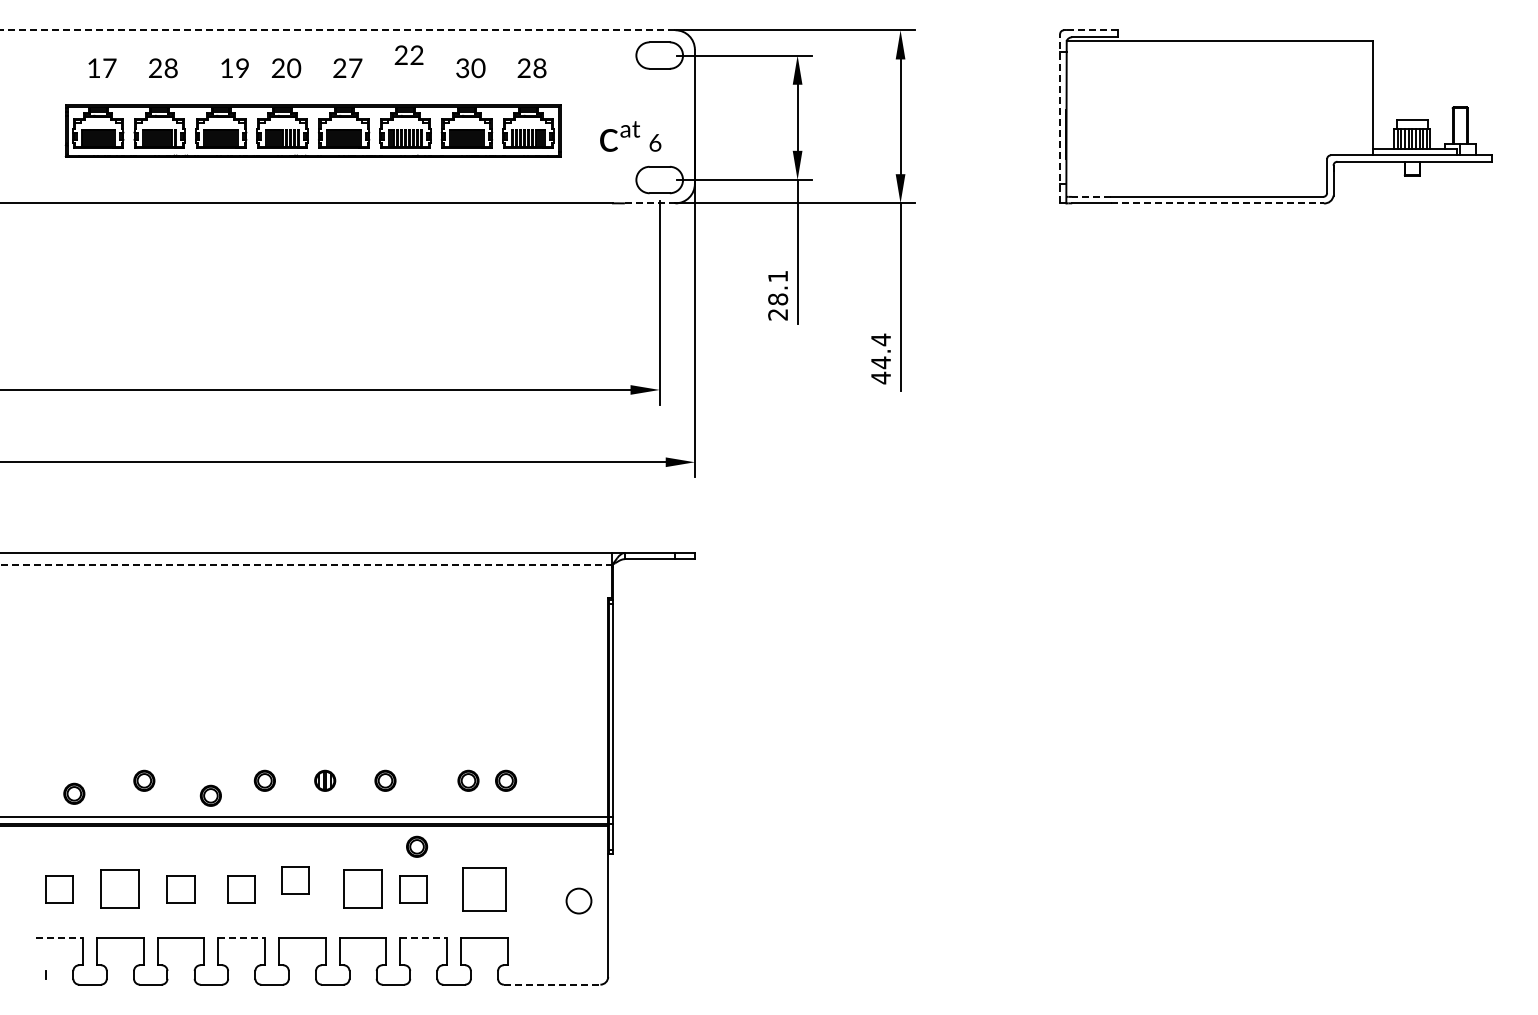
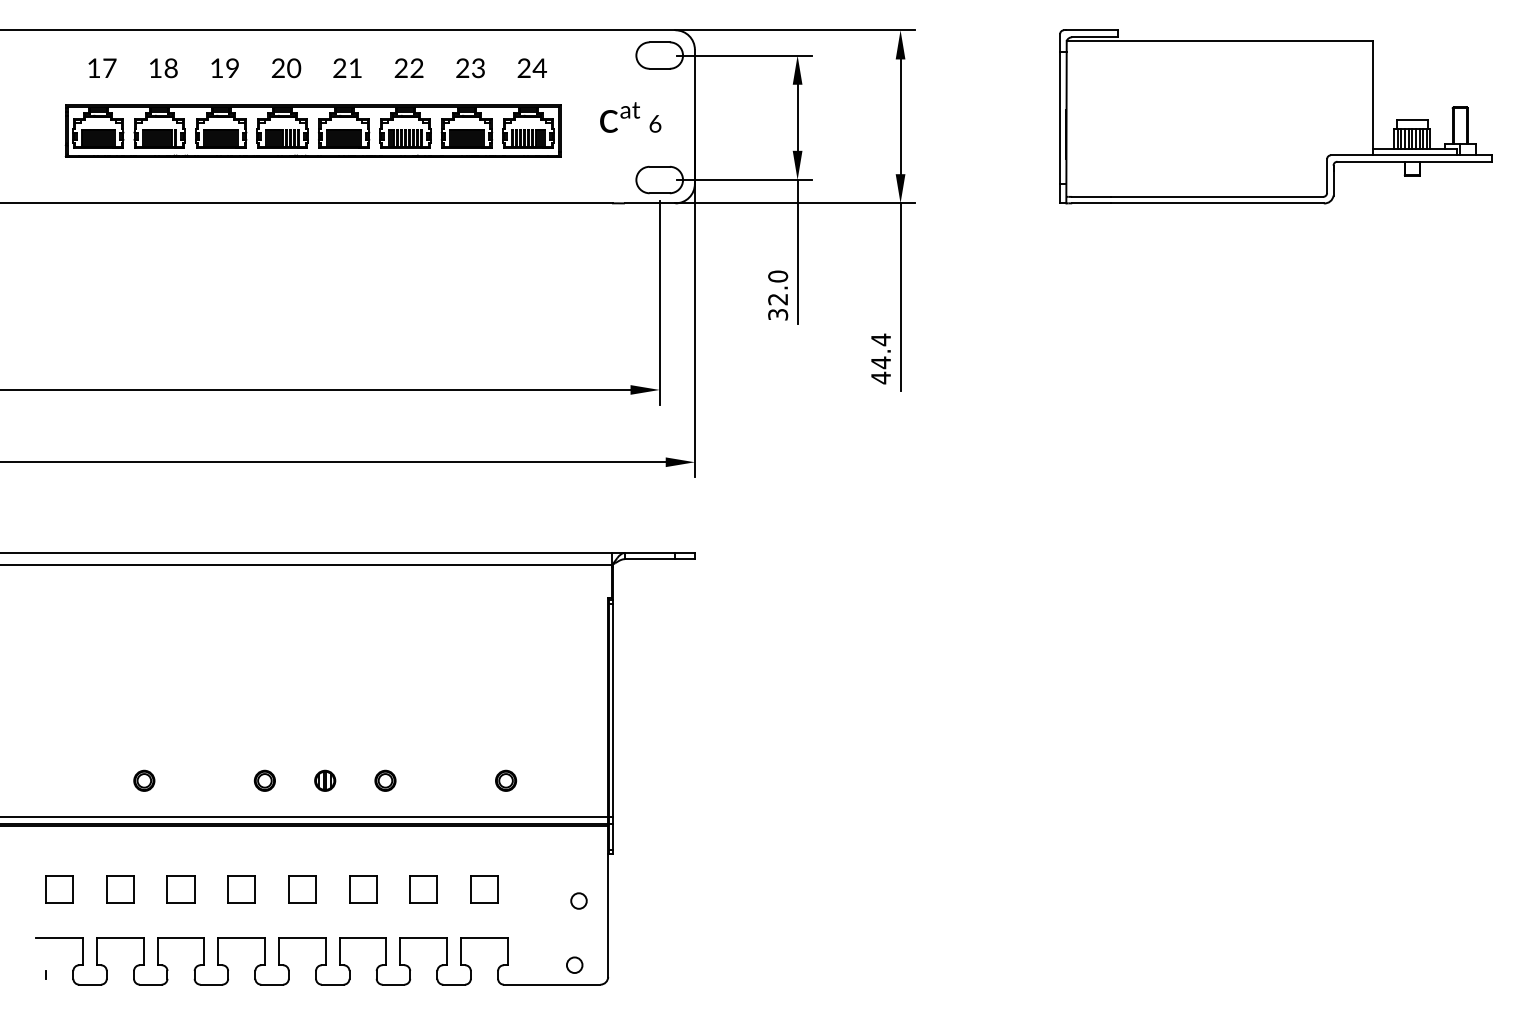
line: dashed -> solid (337, 30)
line: dashed -> solid (1091, 30)
text position: (408, 54) -> (408, 67) (408, 67)
text: 28 -> 18 (155, 67)
text position: (234, 67) -> (224, 67) (224, 67)
text: 27 -> 21 (355, 67)
text: 30 -> 23 (470, 68)
text: 28 -> 24 (539, 68)
line: dashed -> solid (1060, 118)
text position: (630, 136) -> (630, 117) (630, 117)
line: dashed -> solid (1091, 196)
line: dashed -> solid (649, 203)
line: dashed -> solid (1217, 203)
text: 28.1 -> 32.0 (778, 295)
line: dashed -> solid (306, 564)
part: present -> none (468, 780)
part: present -> none (74, 793)
part: present -> none (210, 795)
part: present -> none (417, 846)
part position: (295, 880) -> (302, 889) (302, 889)
part size: 40x40 px -> 29x29 px (120, 889)
part size: 40x40 px -> 29x29 px (363, 889)
part position: (413, 889) -> (423, 889) (423, 889)
part size: 45x45 px -> 29x29 px (484, 889)
circle size: 28x28 px -> 18x18 px (578, 900)
line: dashed -> solid (60, 938)
line: dashed -> solid (242, 938)
line: dashed -> solid (424, 938)
circle: none -> present (574, 964)
line: dashed -> solid (552, 984)
